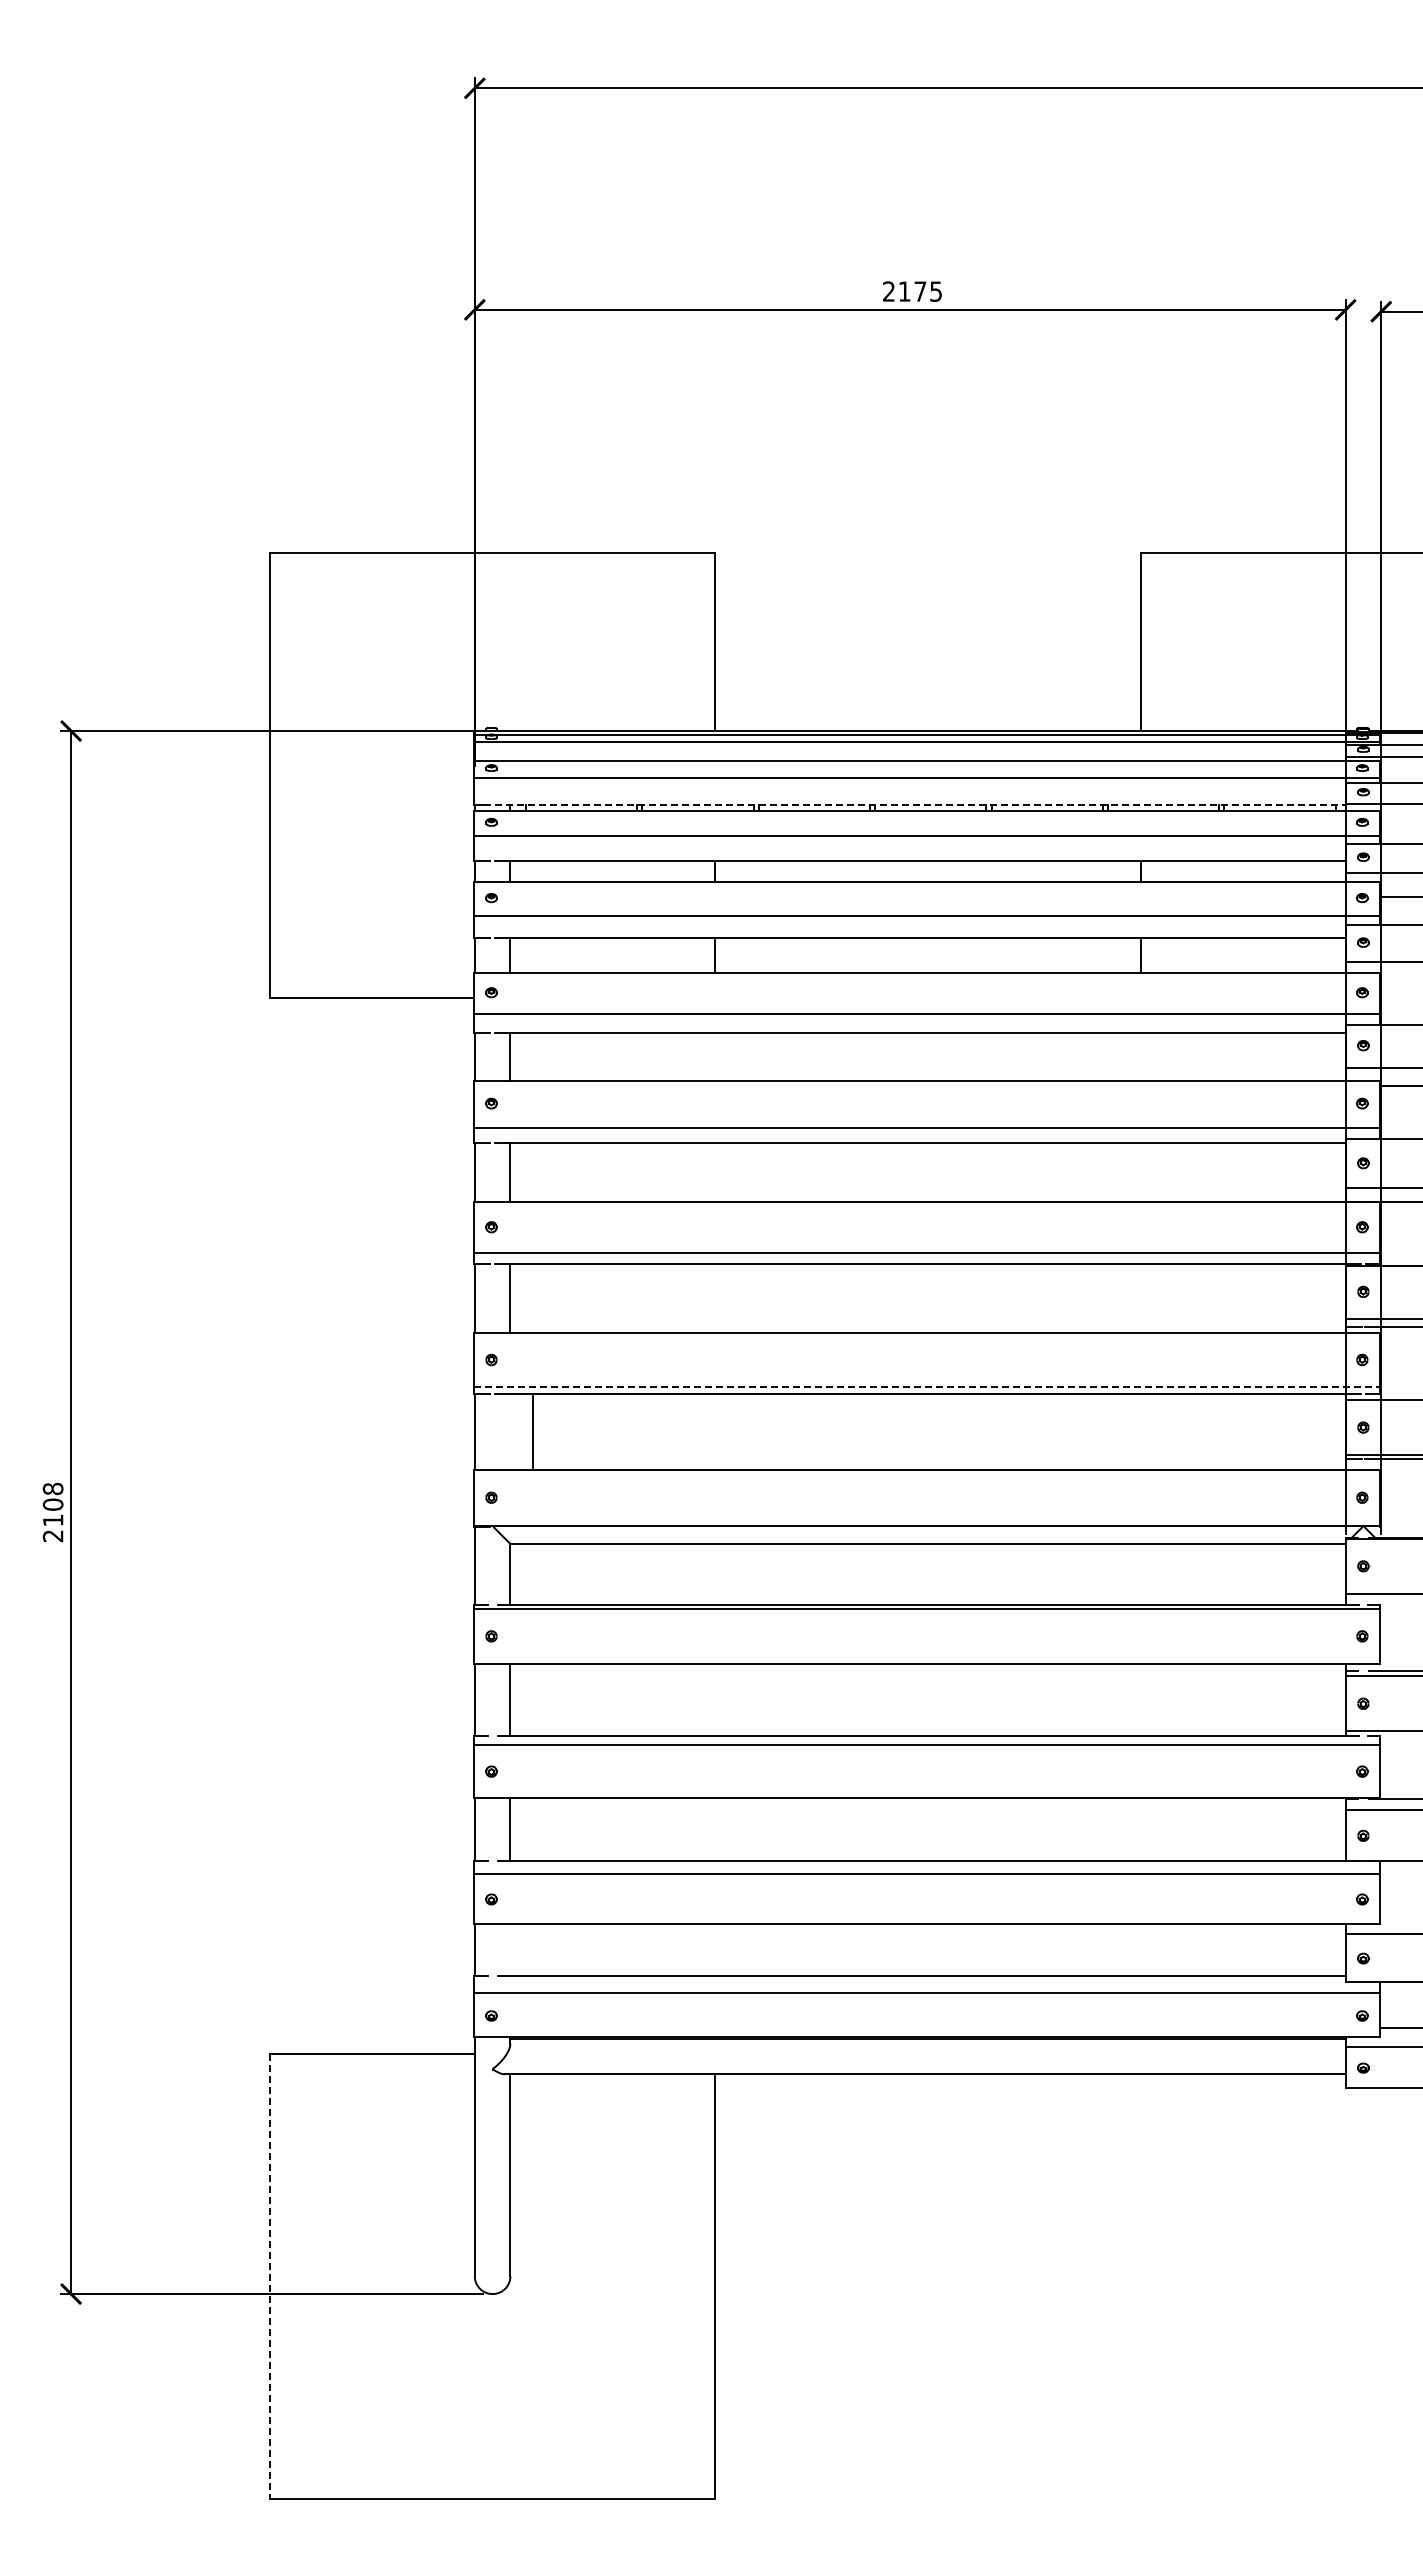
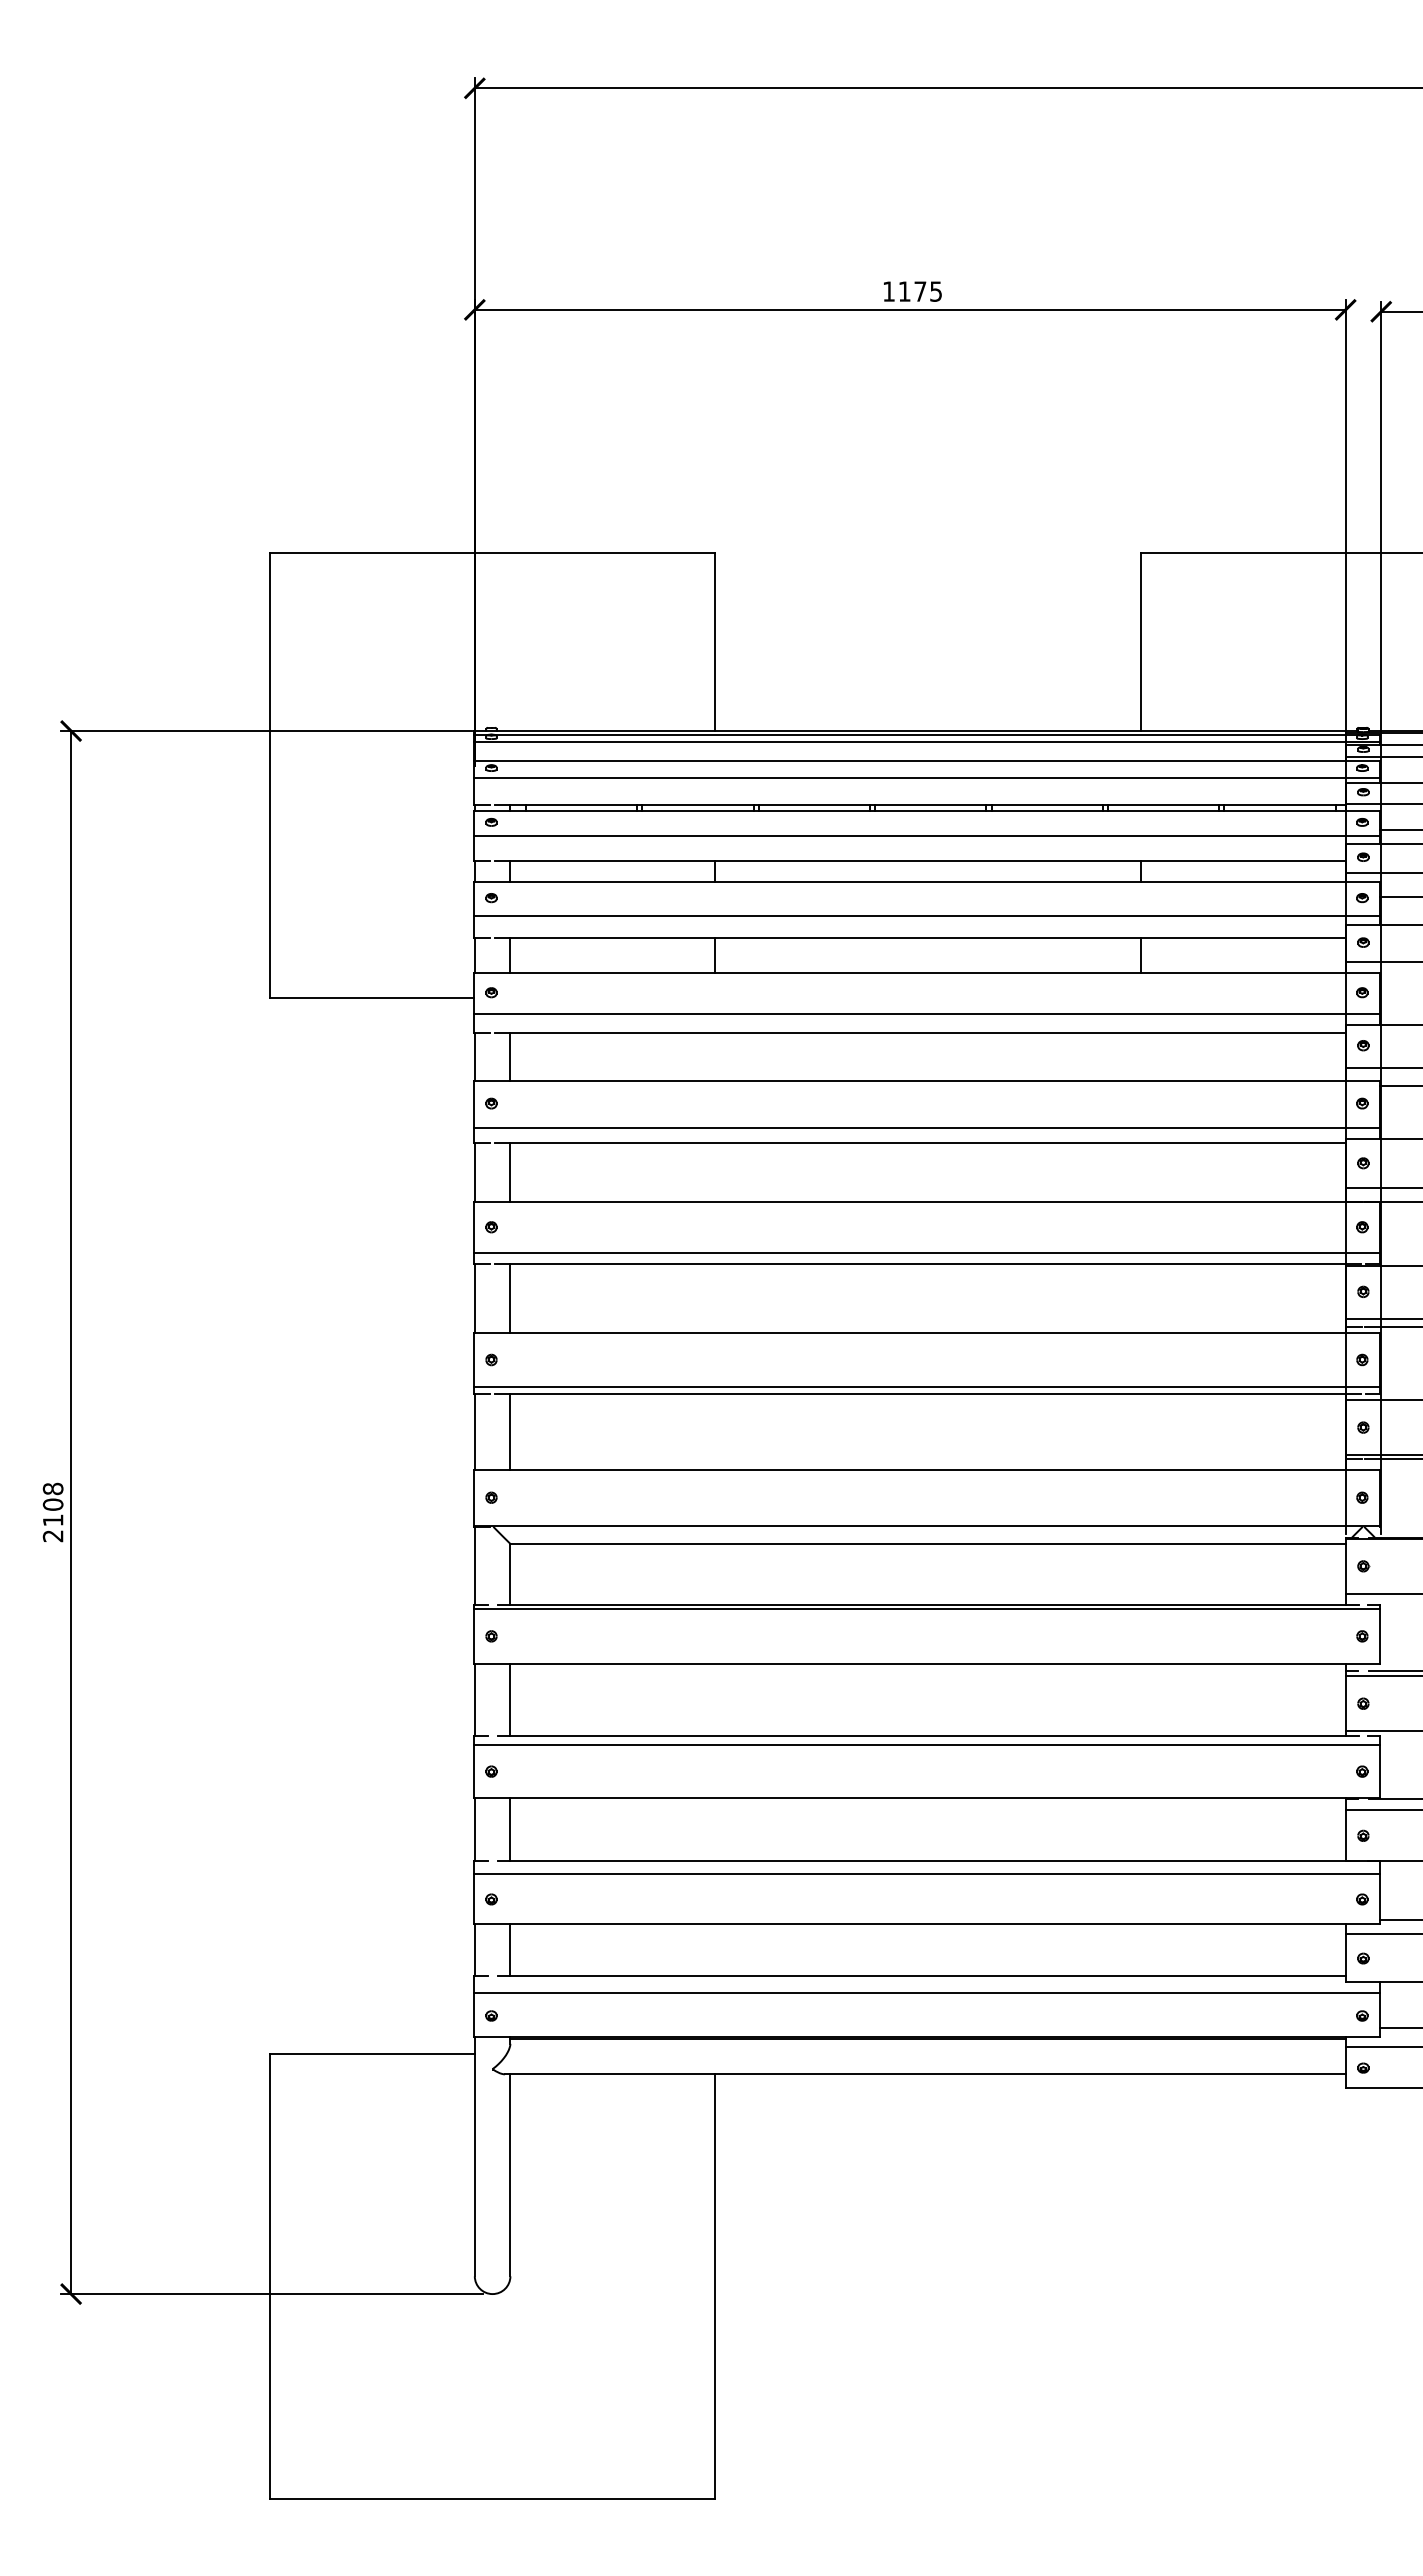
text: 2175 -> 1175 (888, 291)
line: dashed -> solid (920, 804)
line: none -> present (1399, 830)
line: dashed -> solid (927, 1387)
line position: (533, 1431) -> (510, 1431) (510, 1431)
line: none -> present (1399, 1919)
line: none -> present (510, 1949)
line: dashed -> solid (270, 2276)
